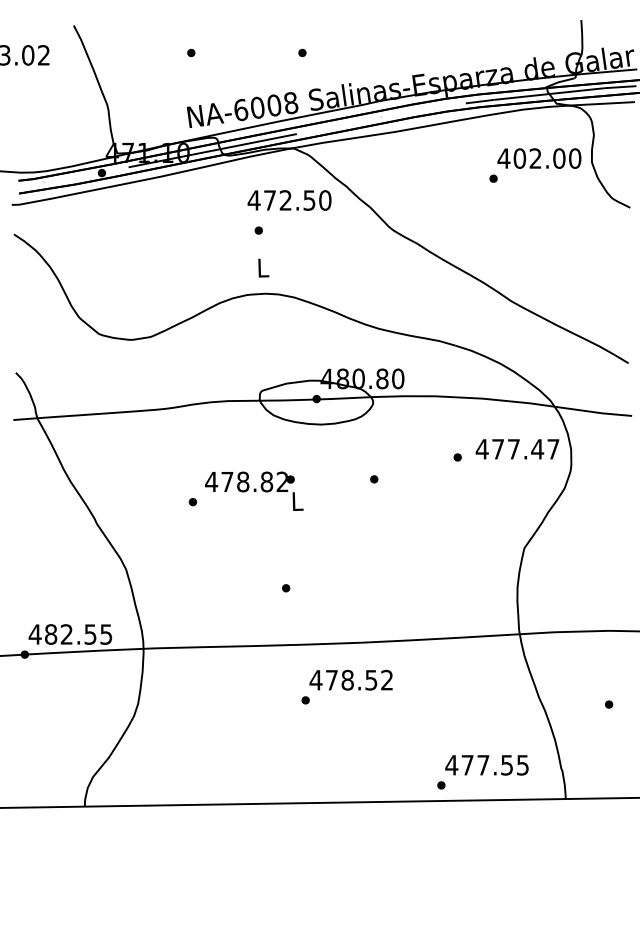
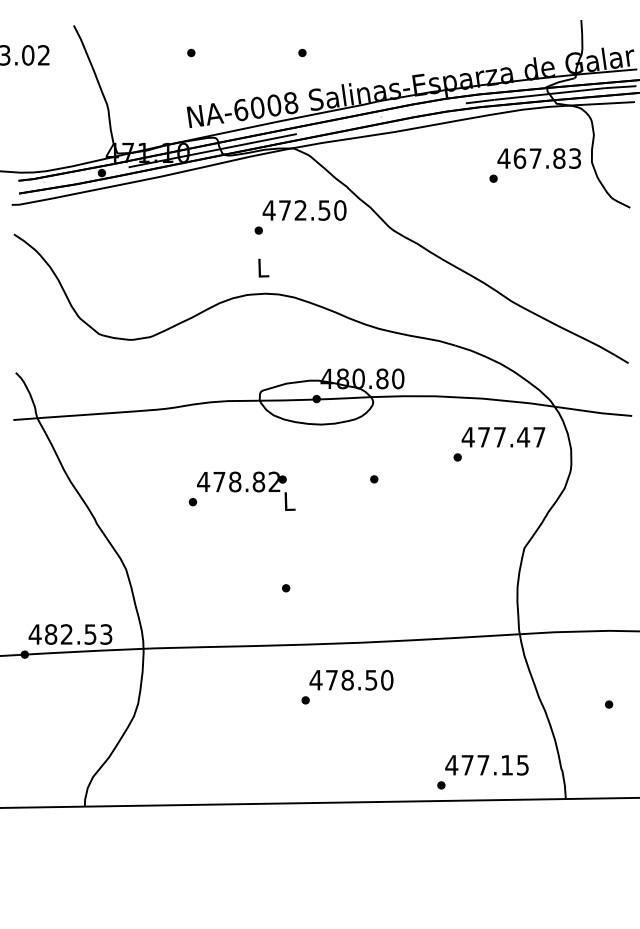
text: 402.00 -> 467.83 (547, 158)
text position: (289, 200) -> (304, 210) (304, 210)
text position: (517, 449) -> (503, 437) (503, 437)
text position: (254, 490) -> (246, 490) (246, 490)
text: 482.55 -> 482.53 (106, 634)
text: 478.52 -> 478.50 (387, 679)
text: 477.55 -> 477.15 (506, 765)
